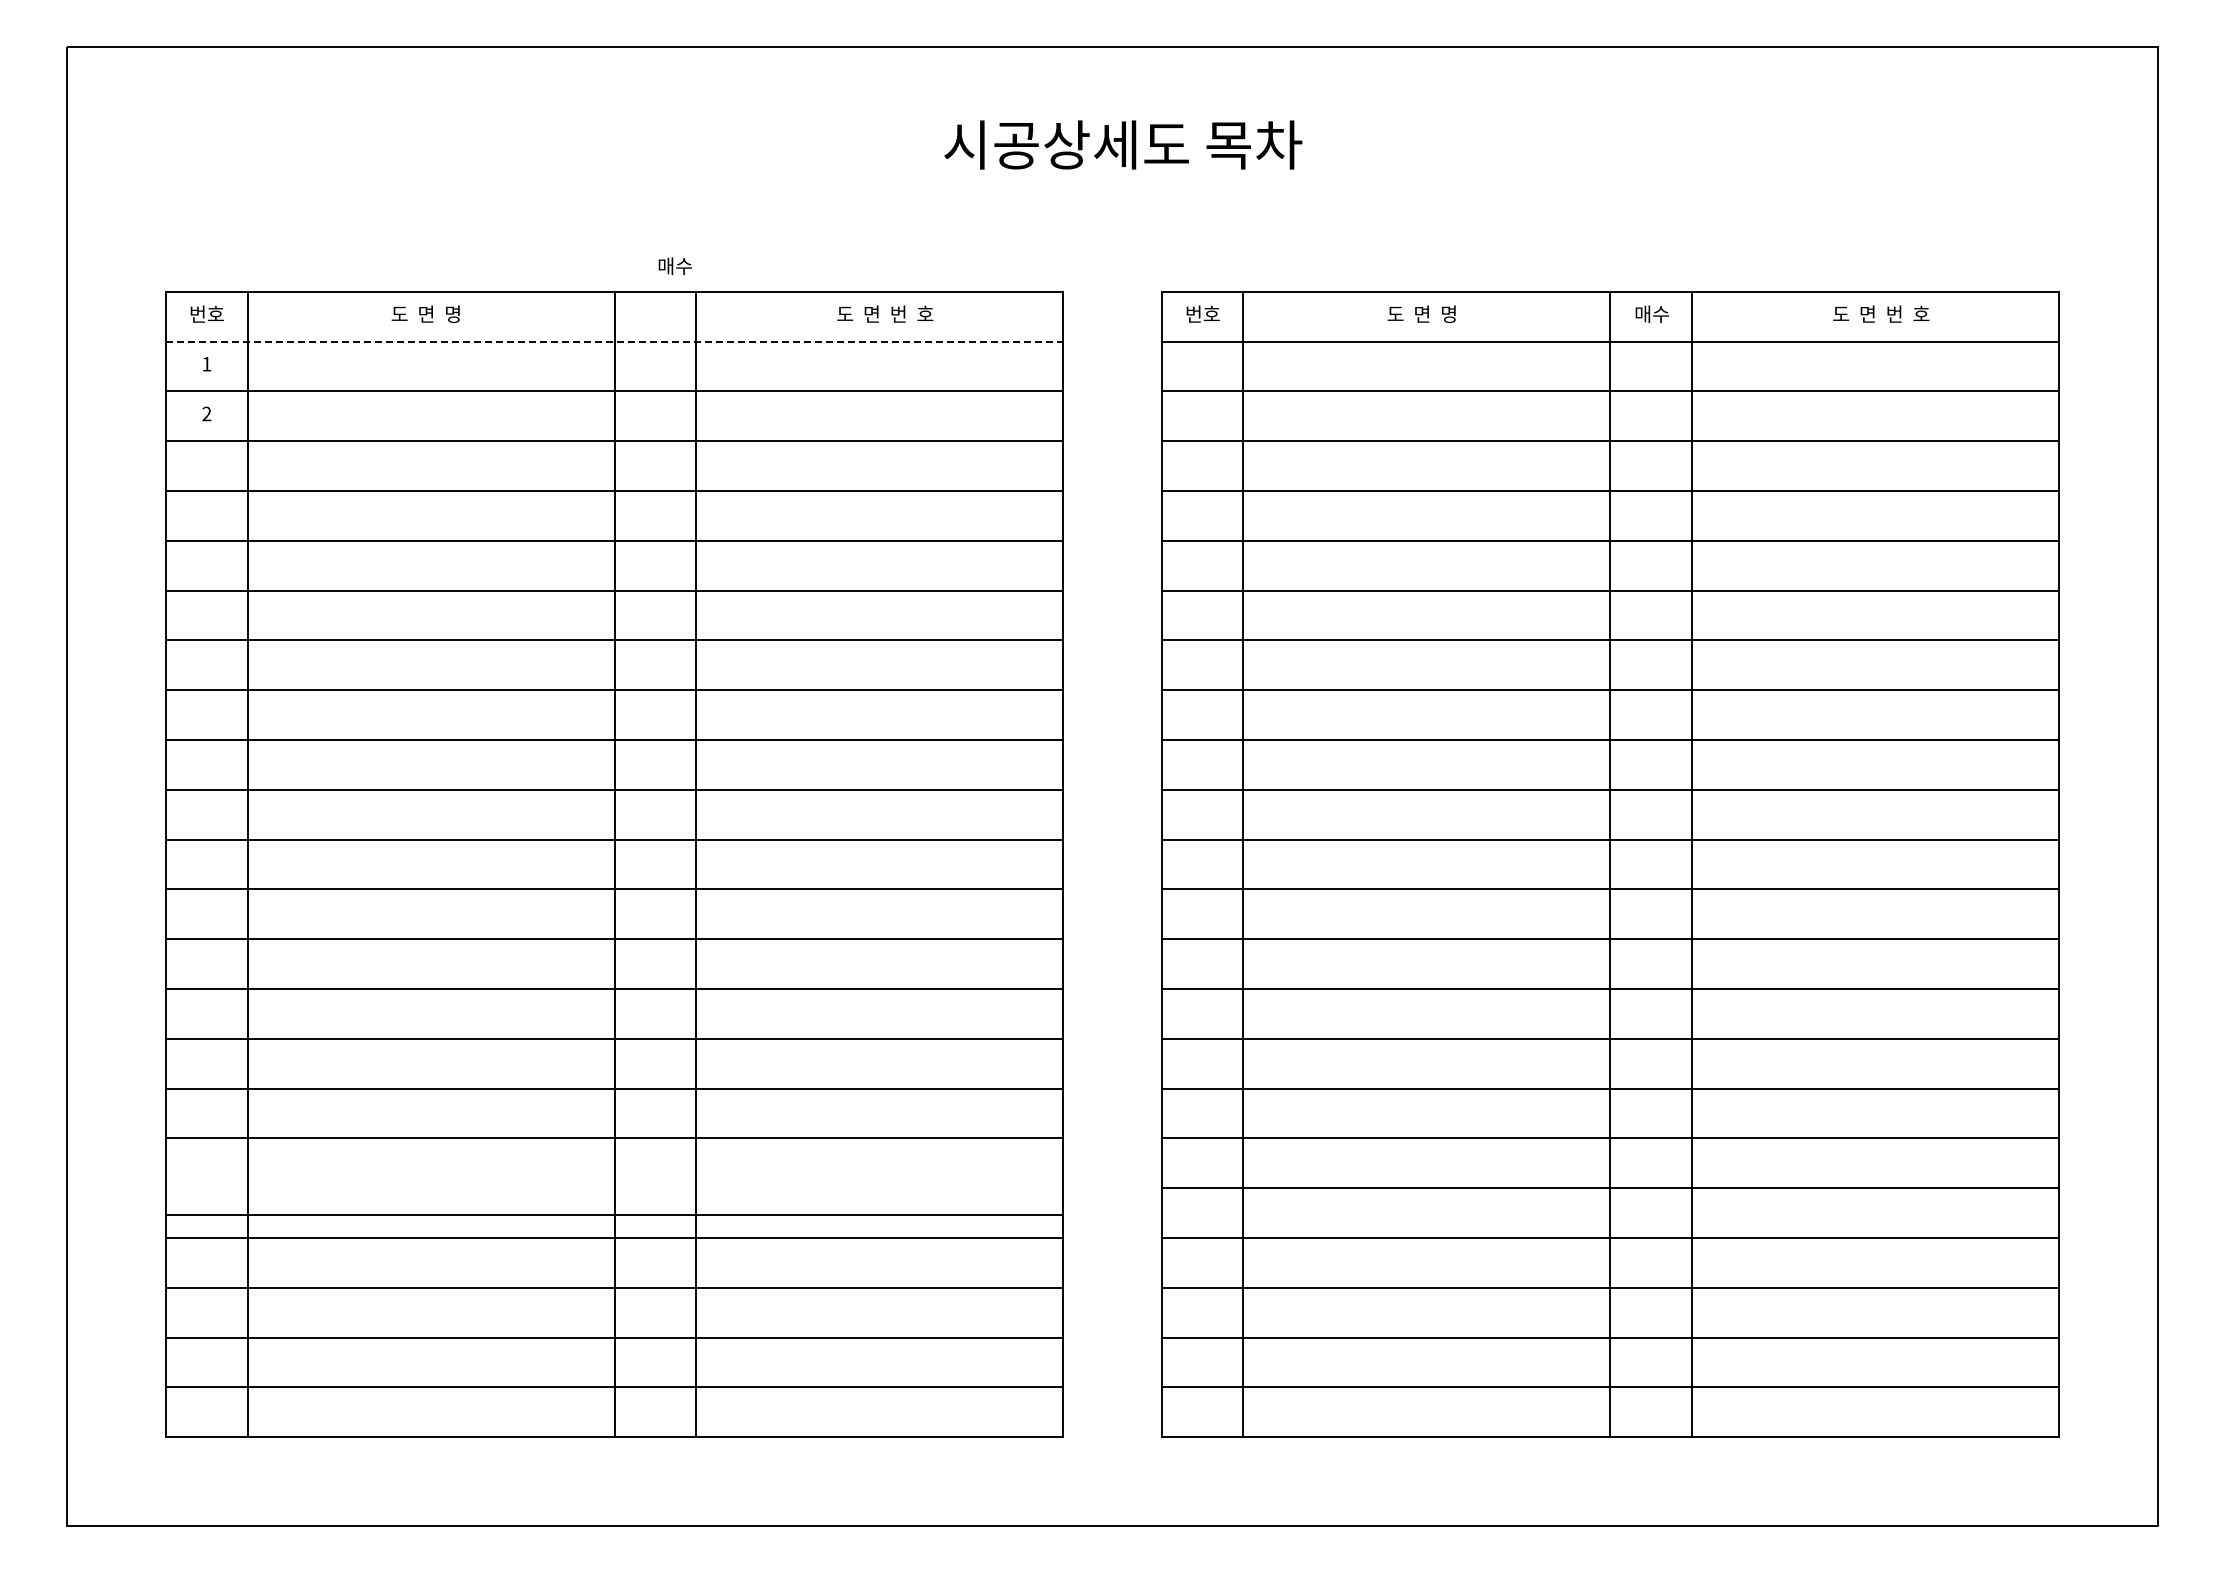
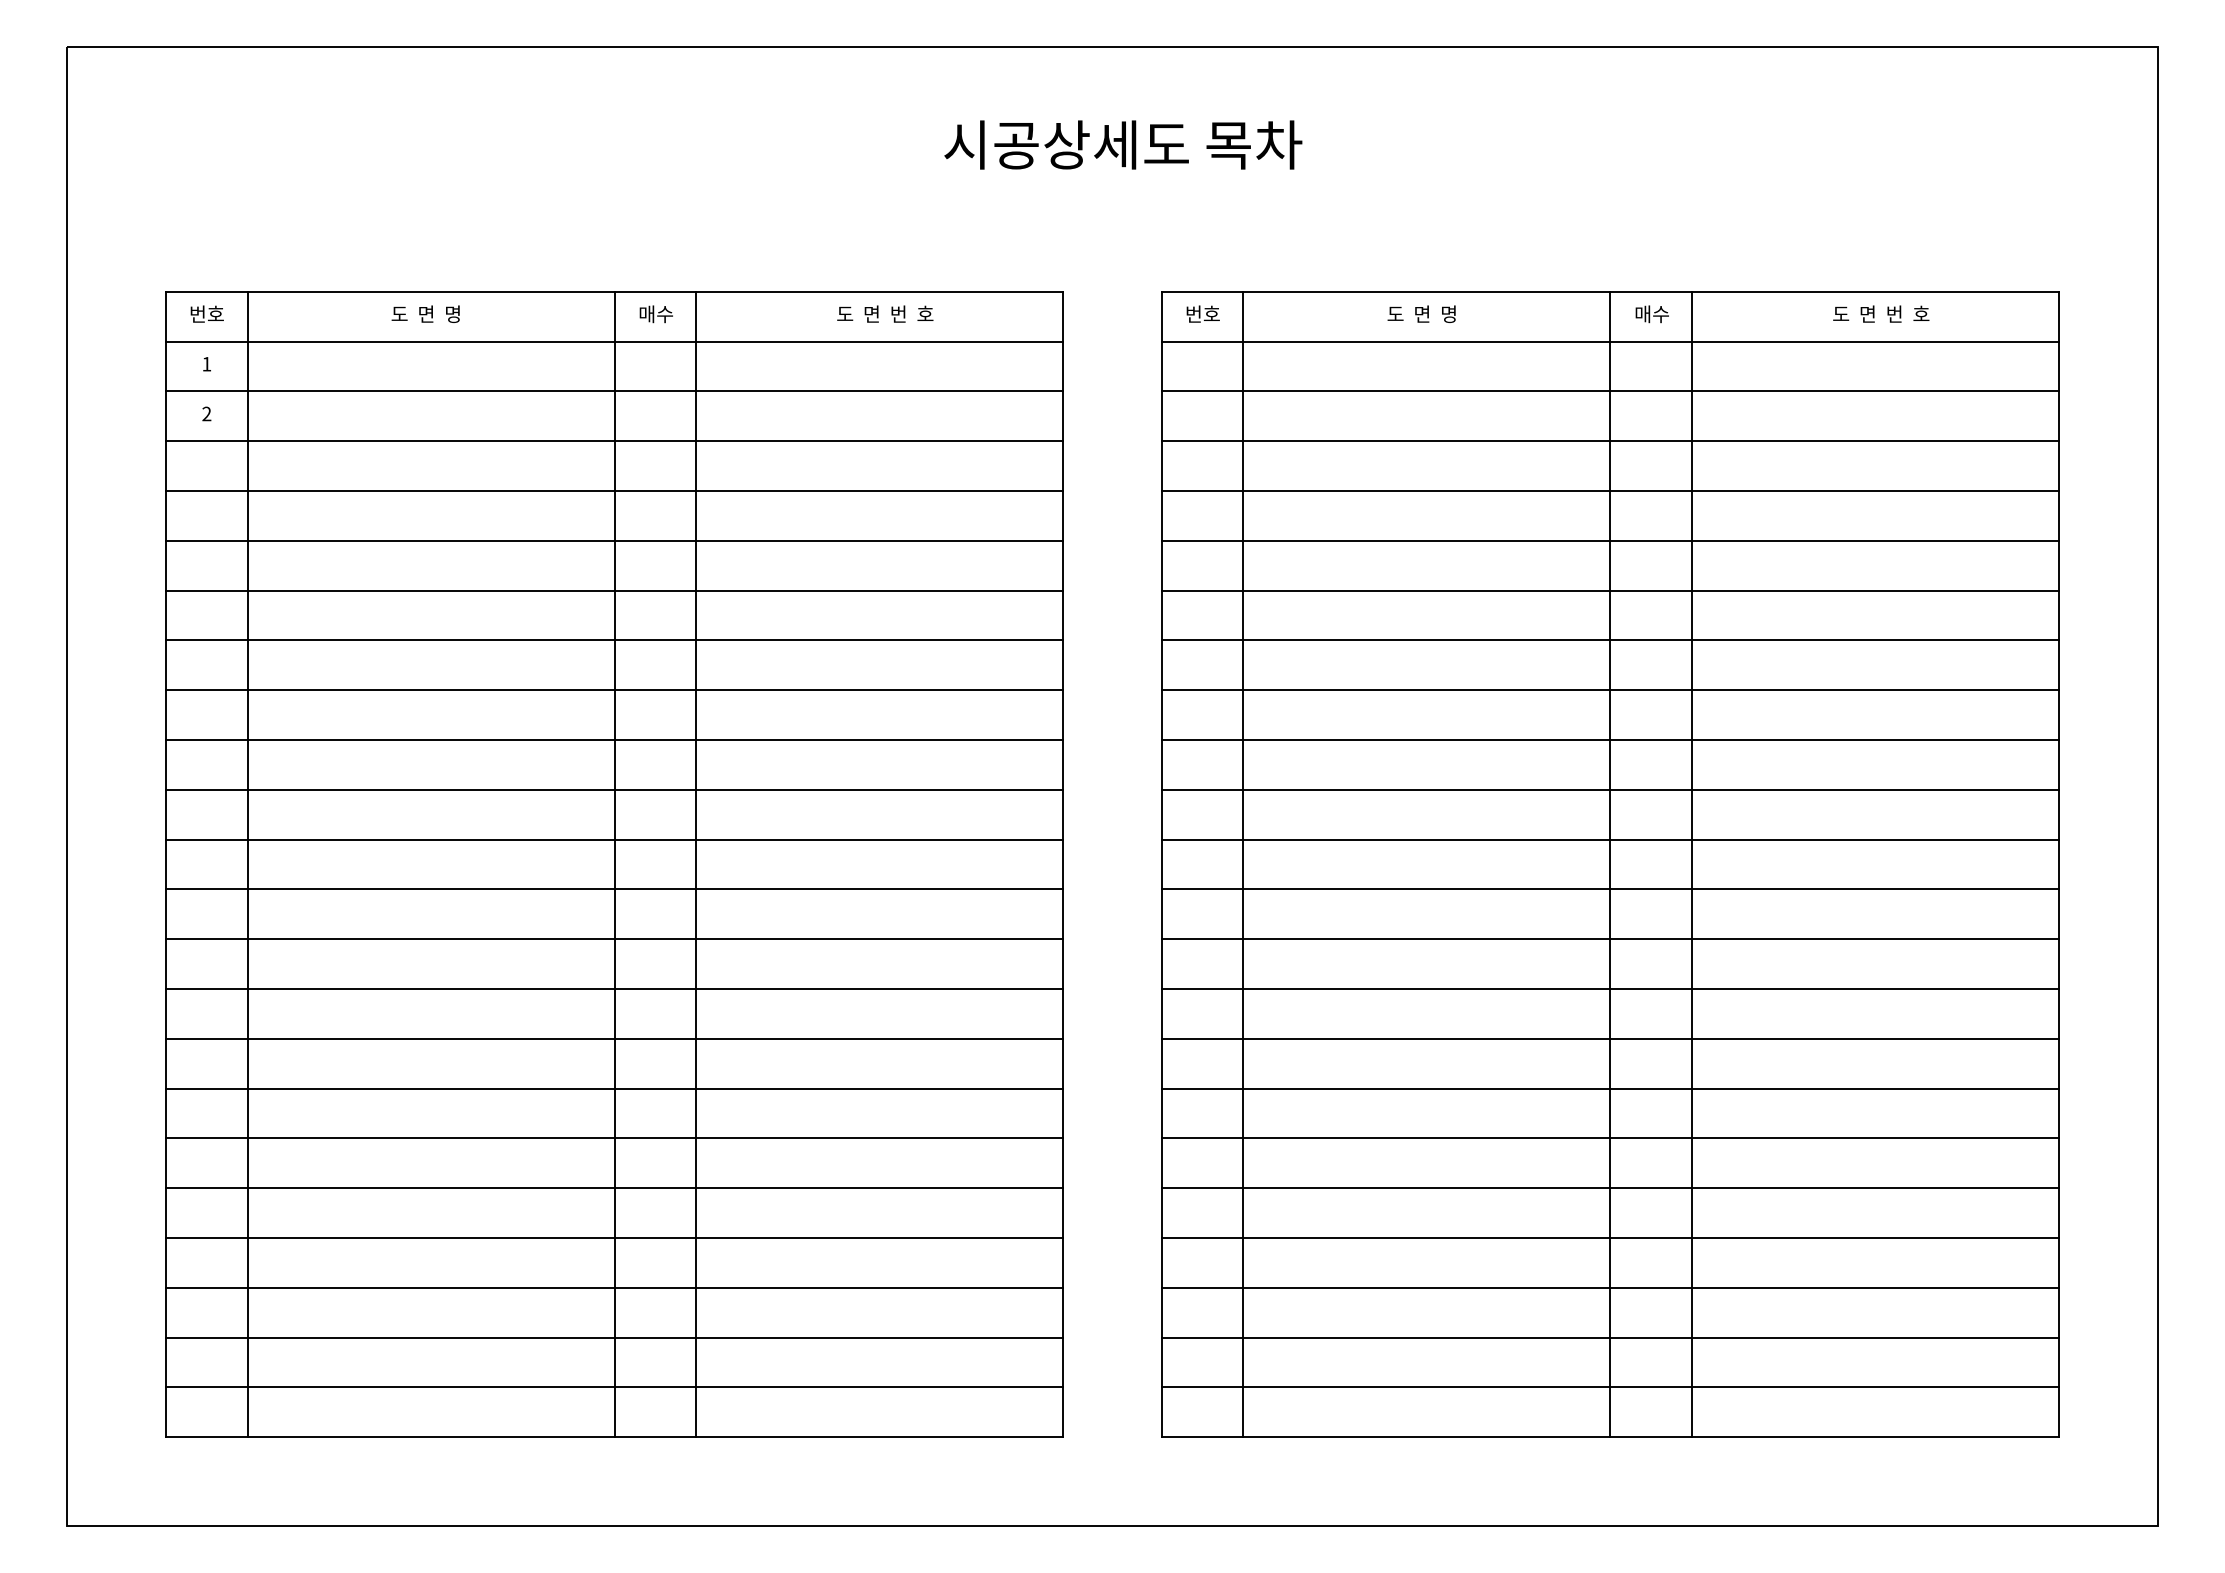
text position: (674, 266) -> (655, 314) (655, 314)
line: dashed -> solid (615, 341)
line position: (614, 1215) -> (614, 1188) (614, 1188)
